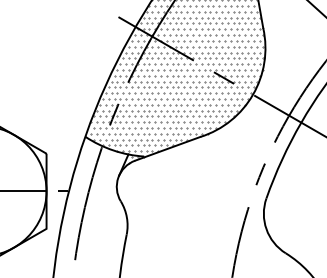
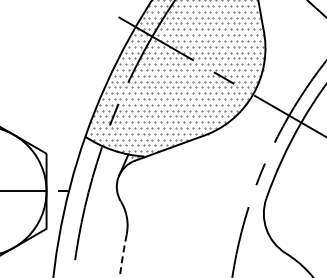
arc: solid -> dashed (122, 256)
